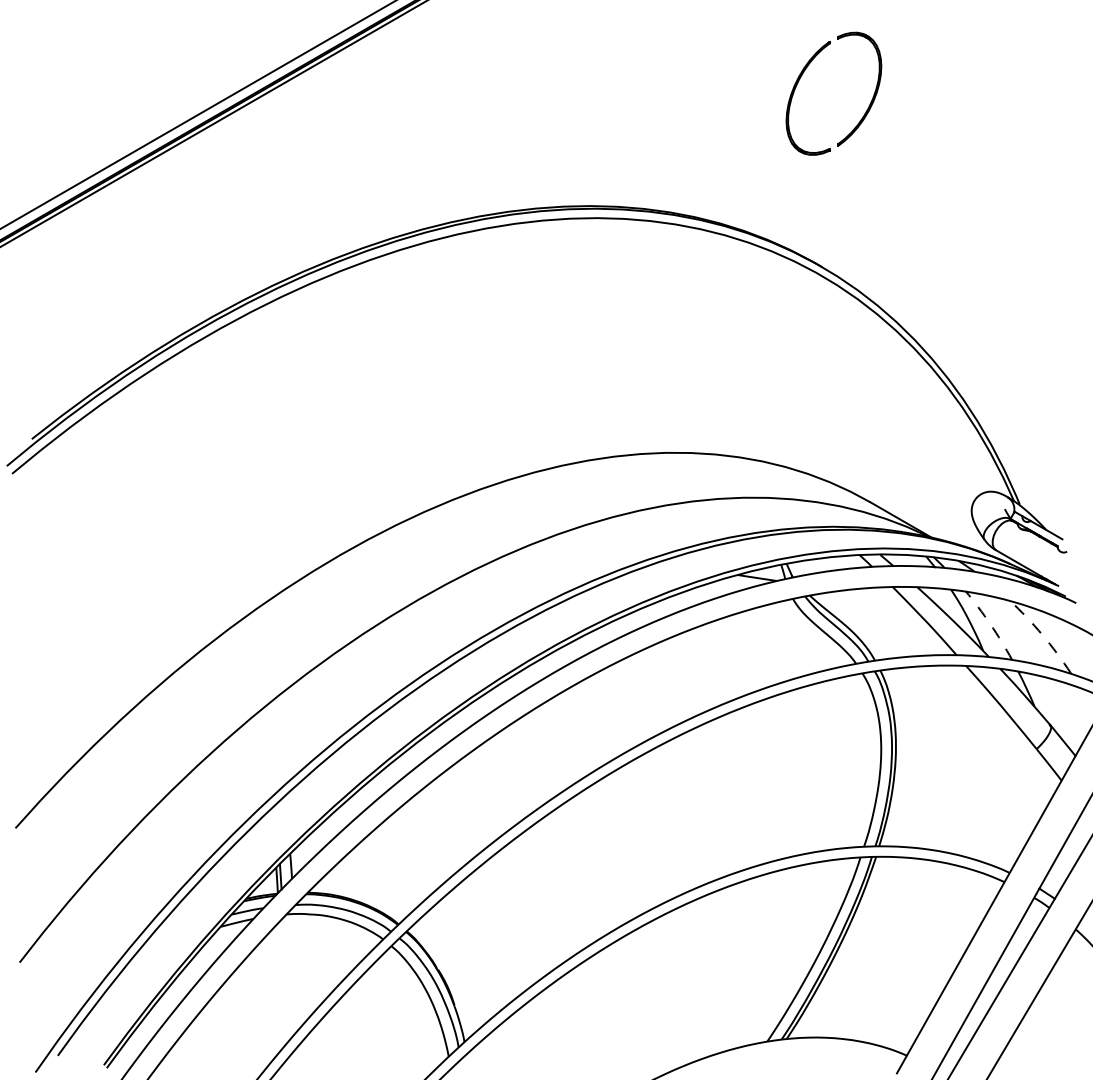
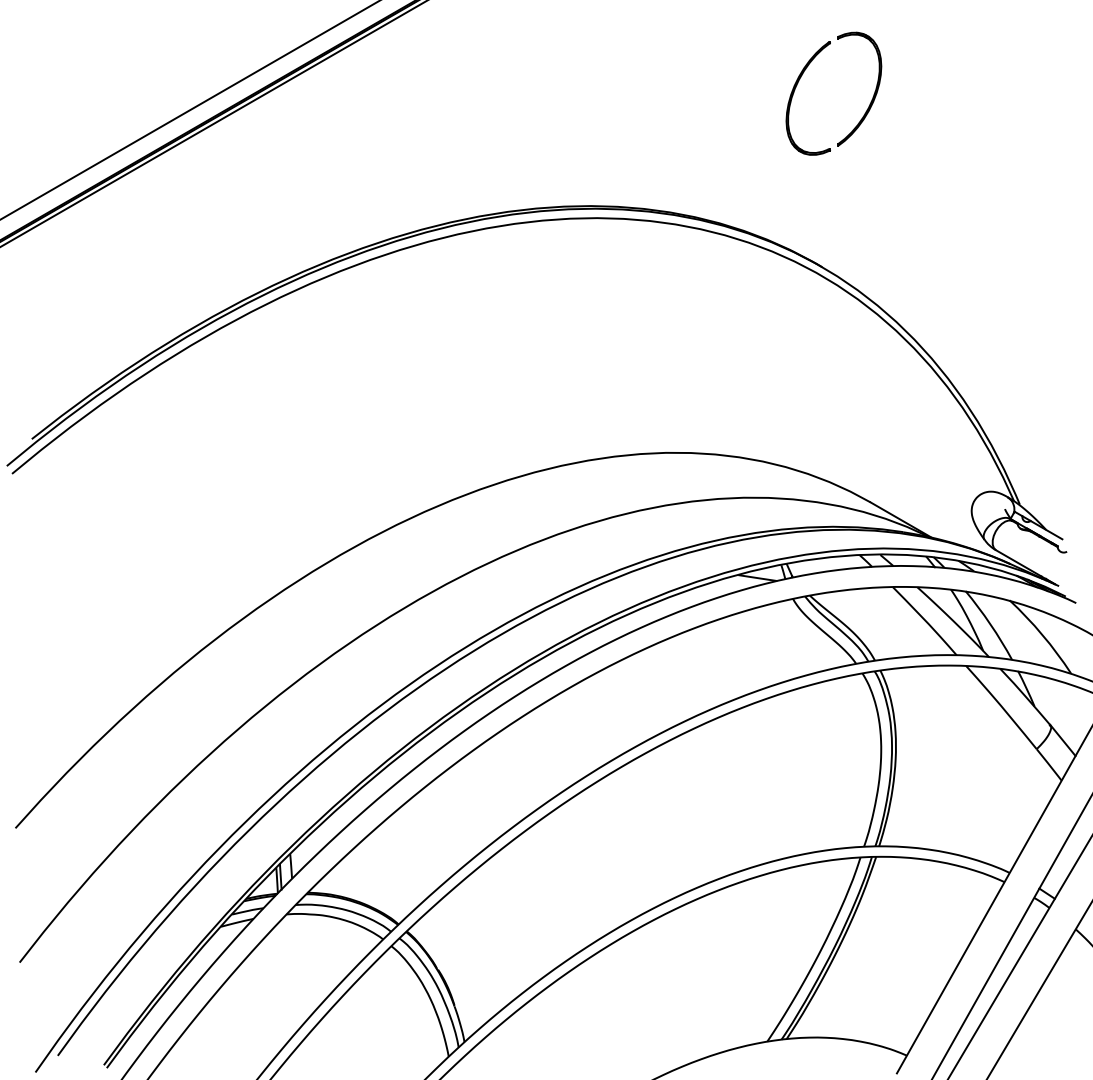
line position: (197, 114) -> (189, 110) (189, 110)
arc: dashed -> solid (990, 624)
arc: dashed -> solid (1042, 634)
